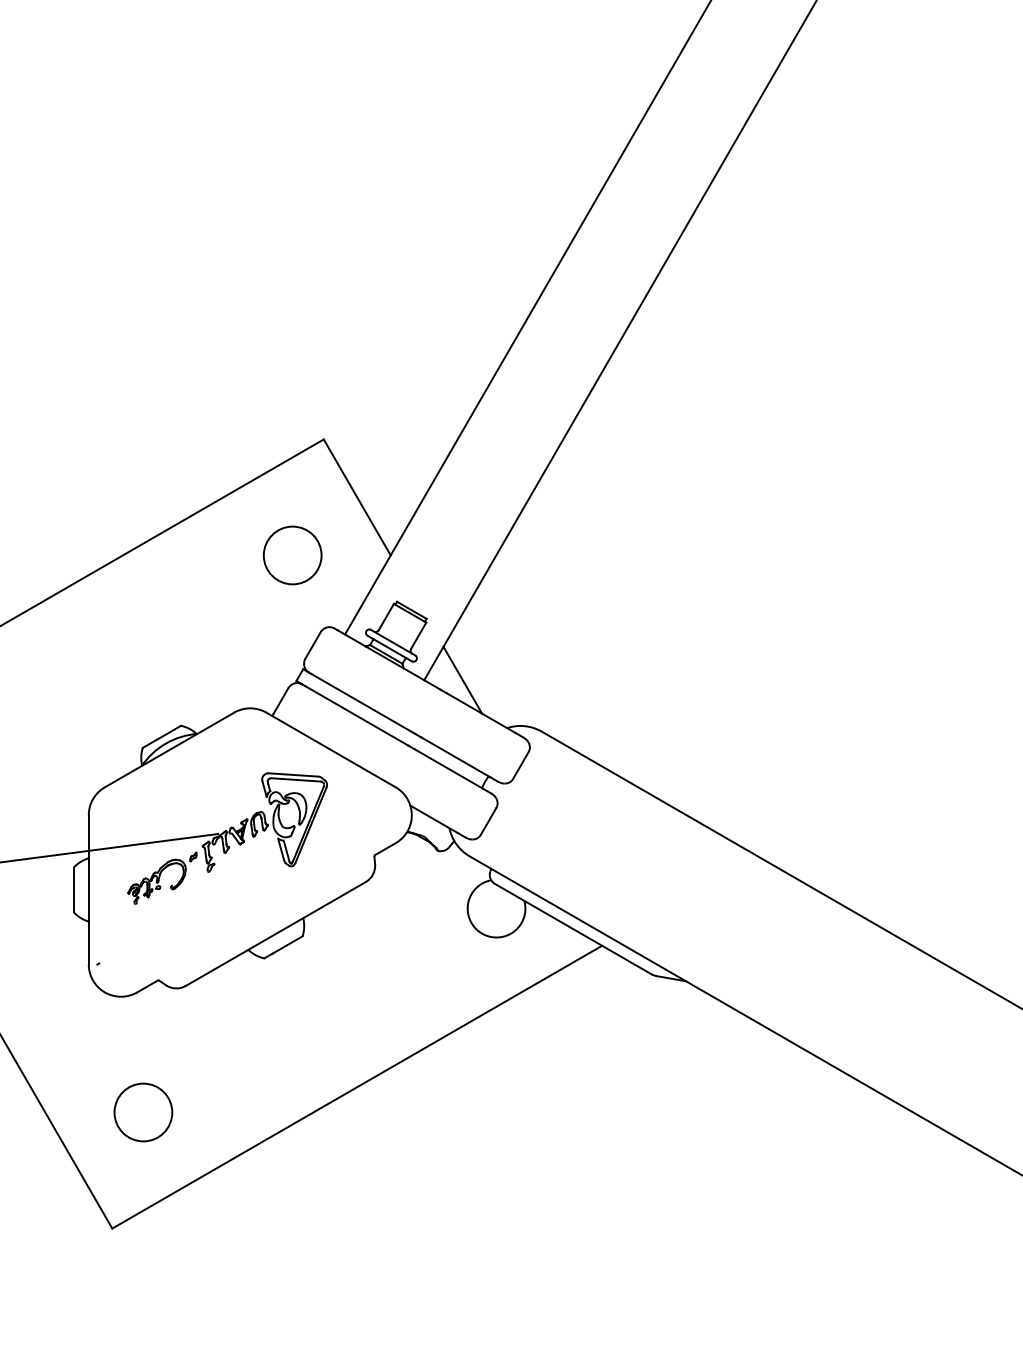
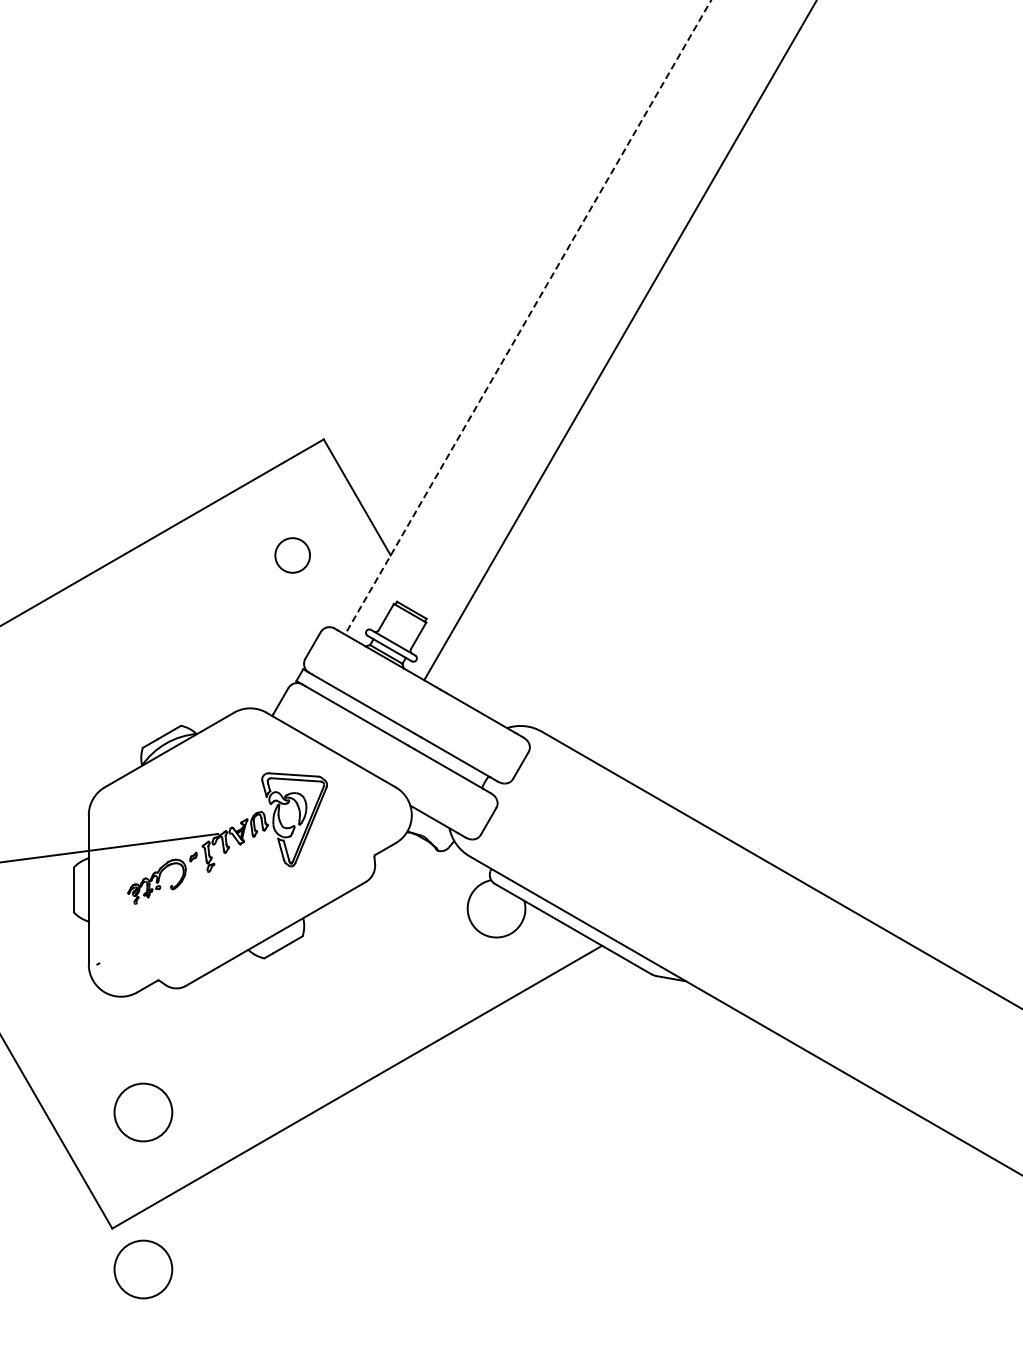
line: solid -> dashed (528, 317)
circle diameter: 58 px -> 35 px (292, 555)
line: present -> none (462, 679)
circle: none -> present (143, 1269)
